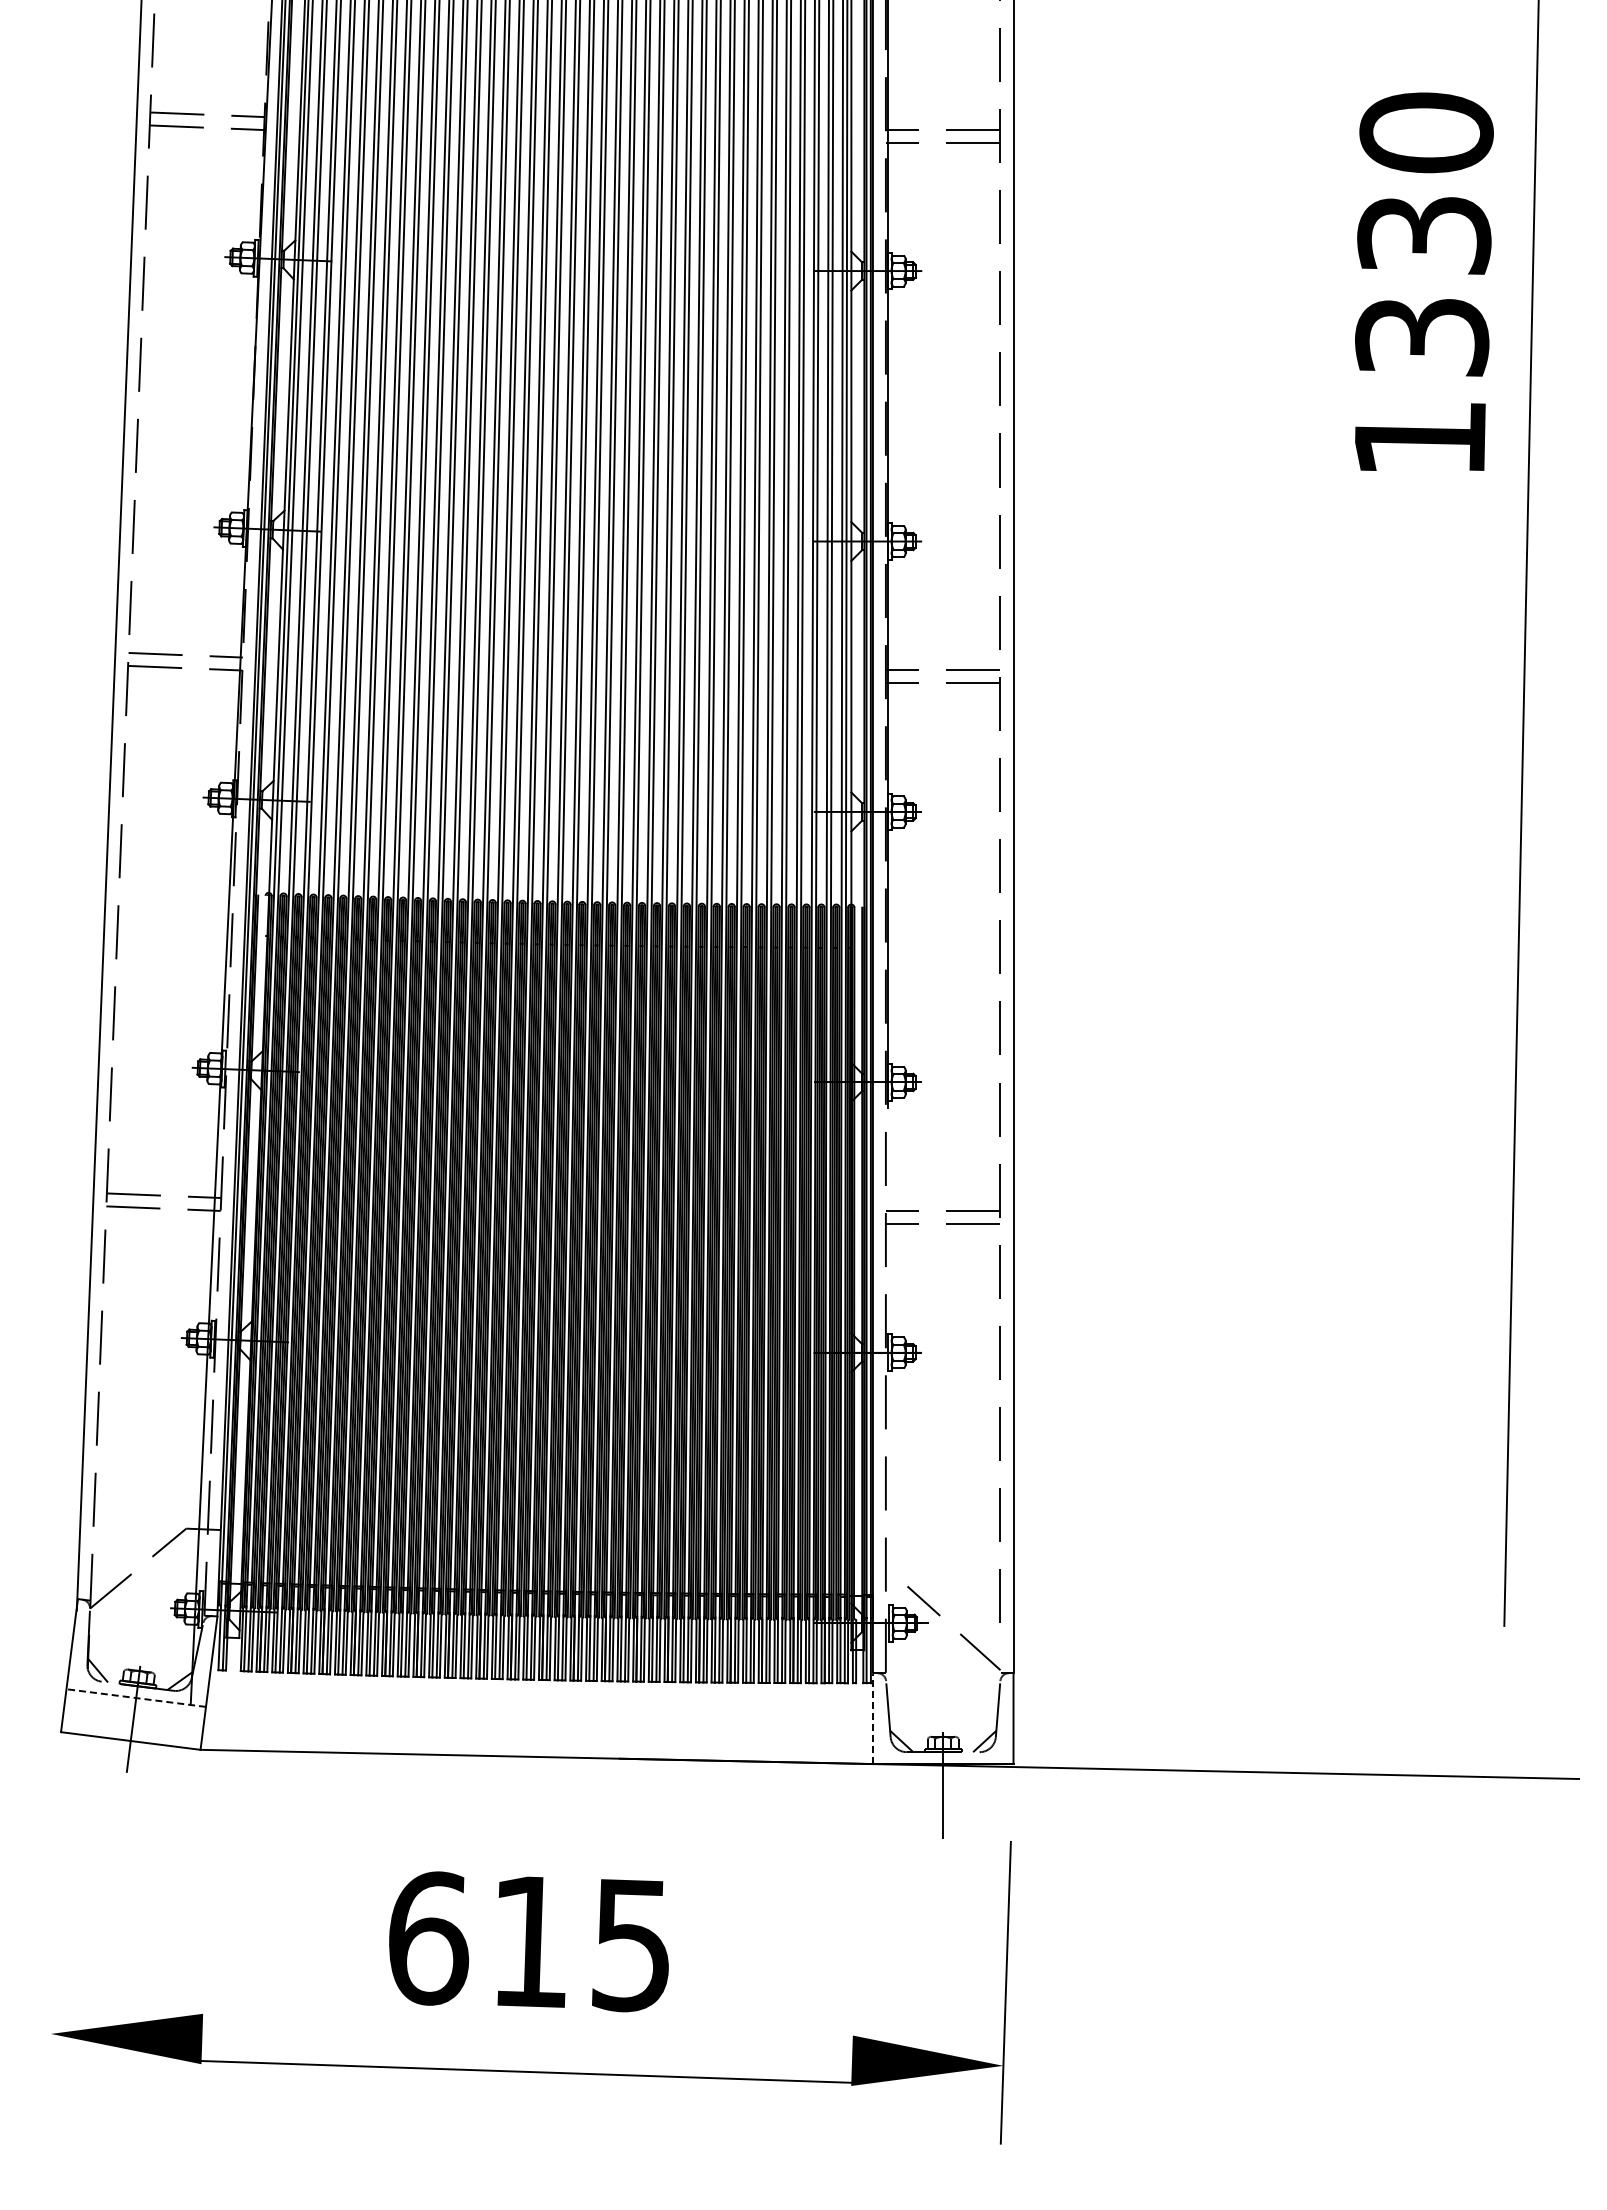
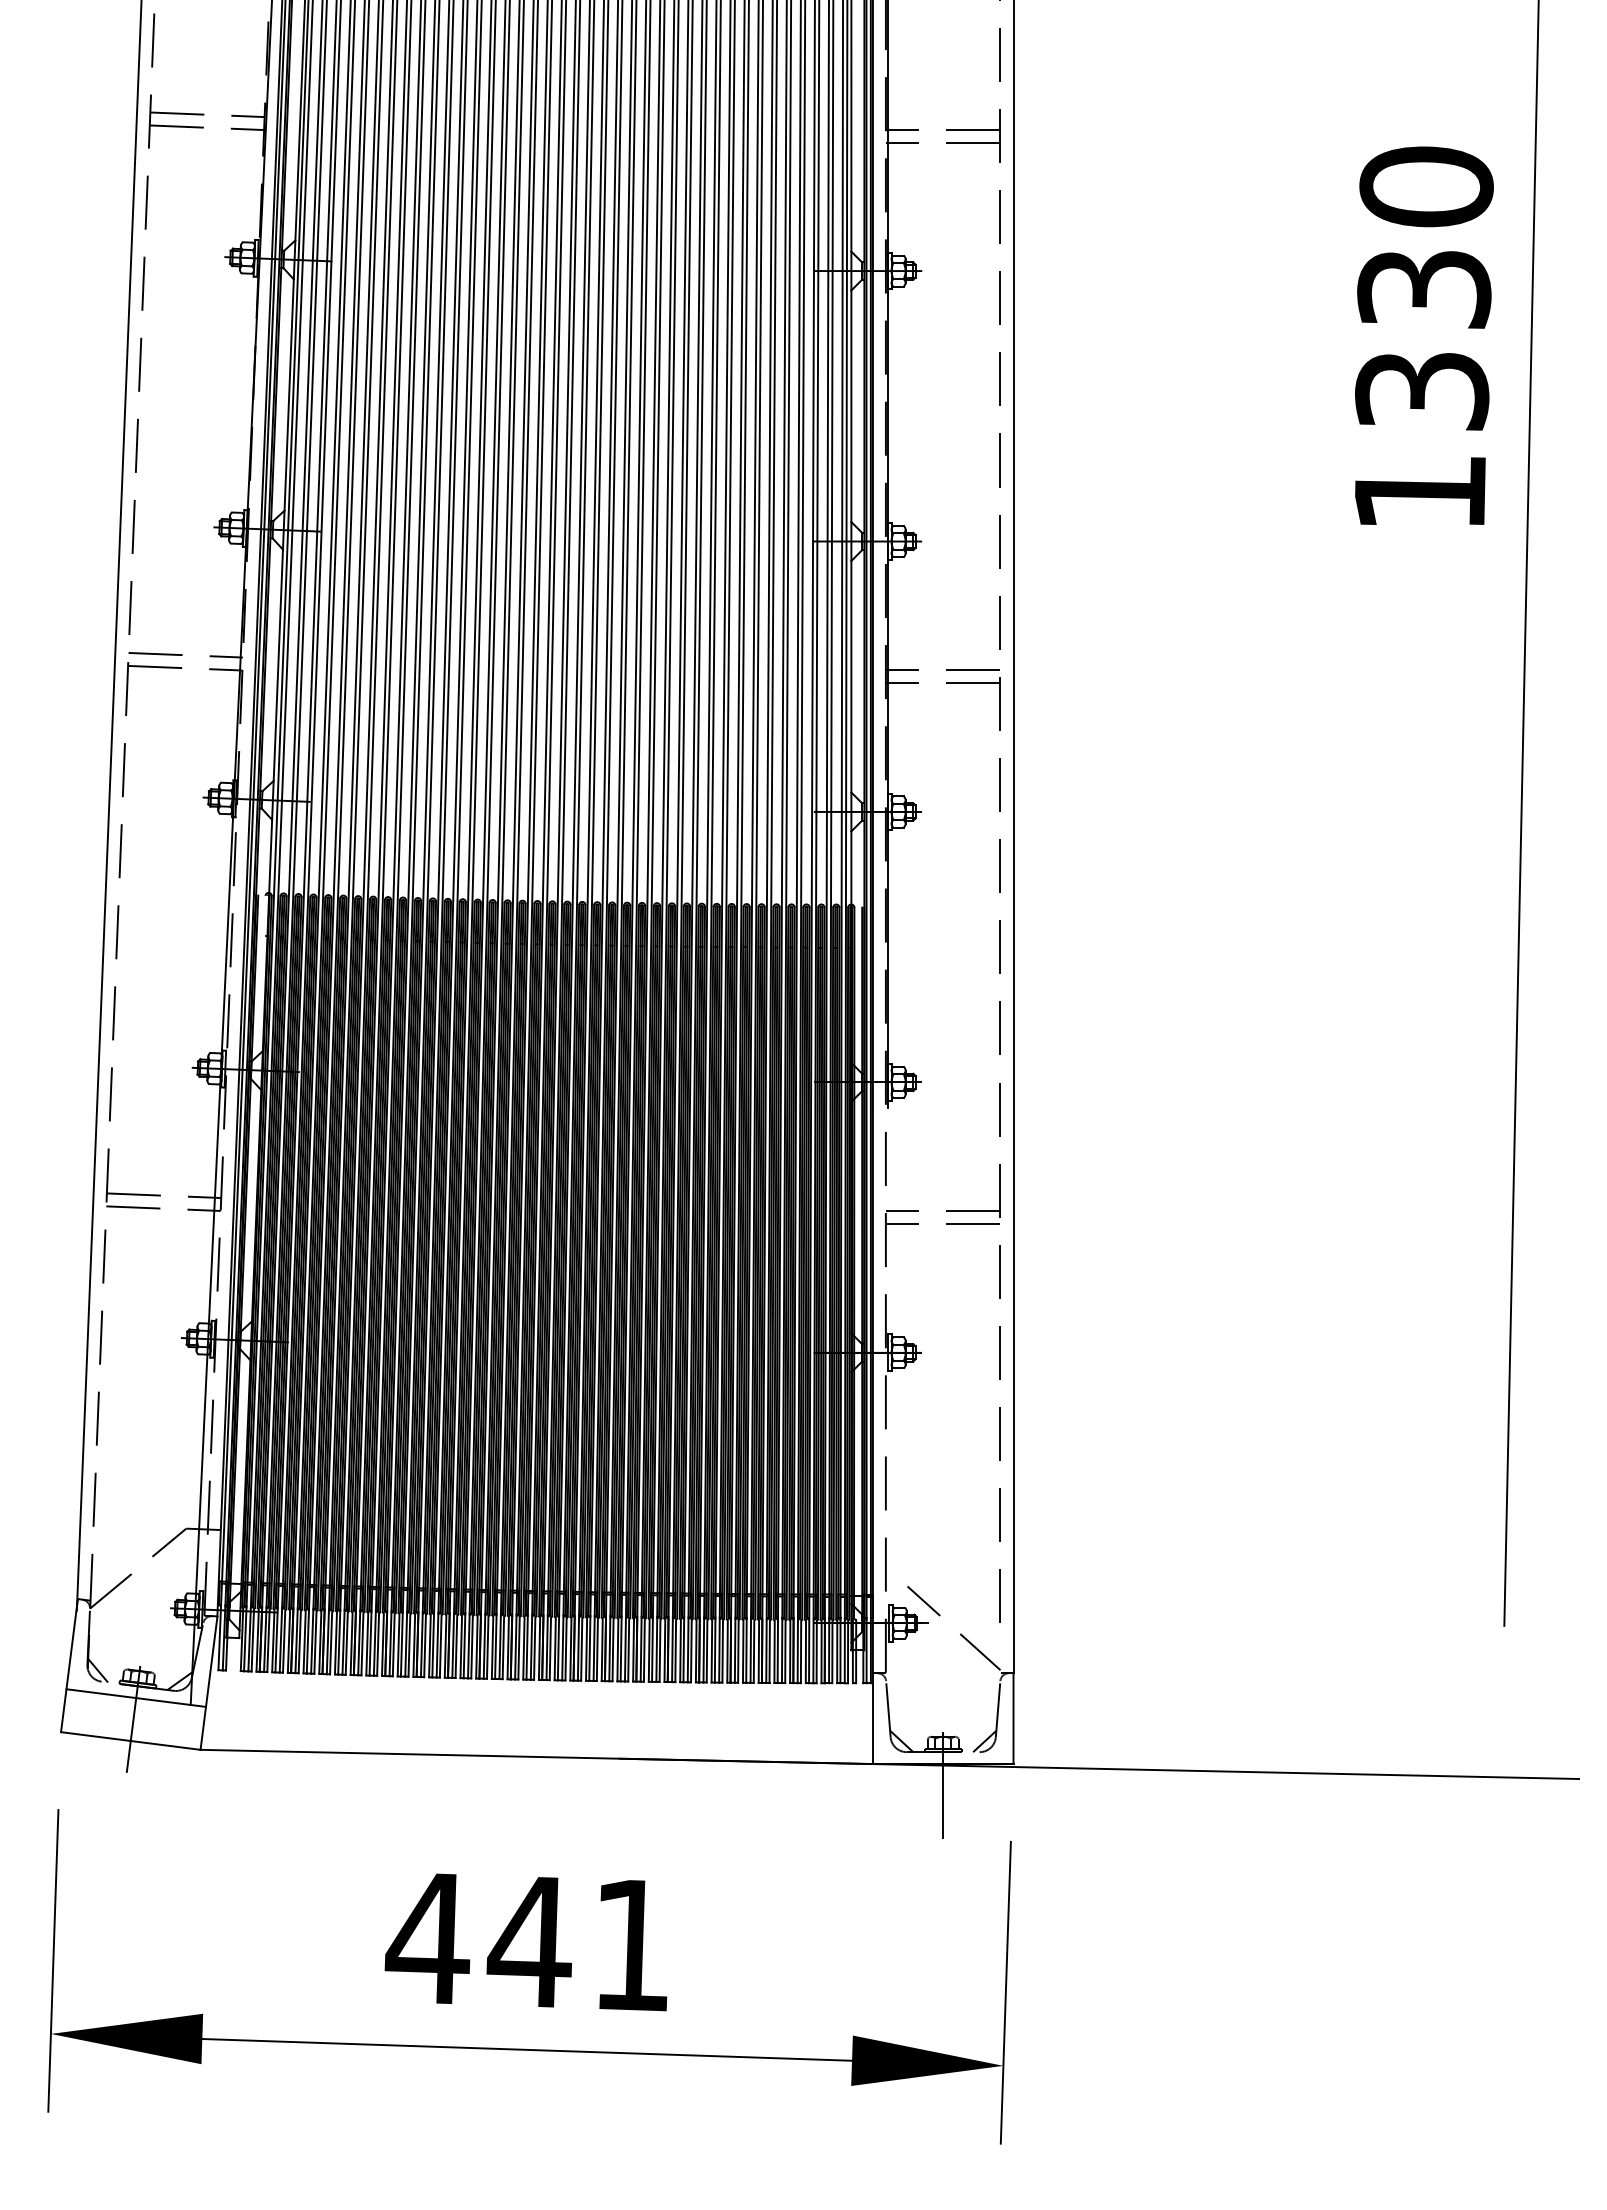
text position: (1424, 281) -> (1424, 335) (1424, 335)
line: dashed -> solid (135, 1698)
line: dashed -> solid (872, 1718)
text: 615 -> 441 (526, 1941)
line: none -> present (53, 1960)
line position: (526, 2071) -> (527, 2049) (527, 2049)
